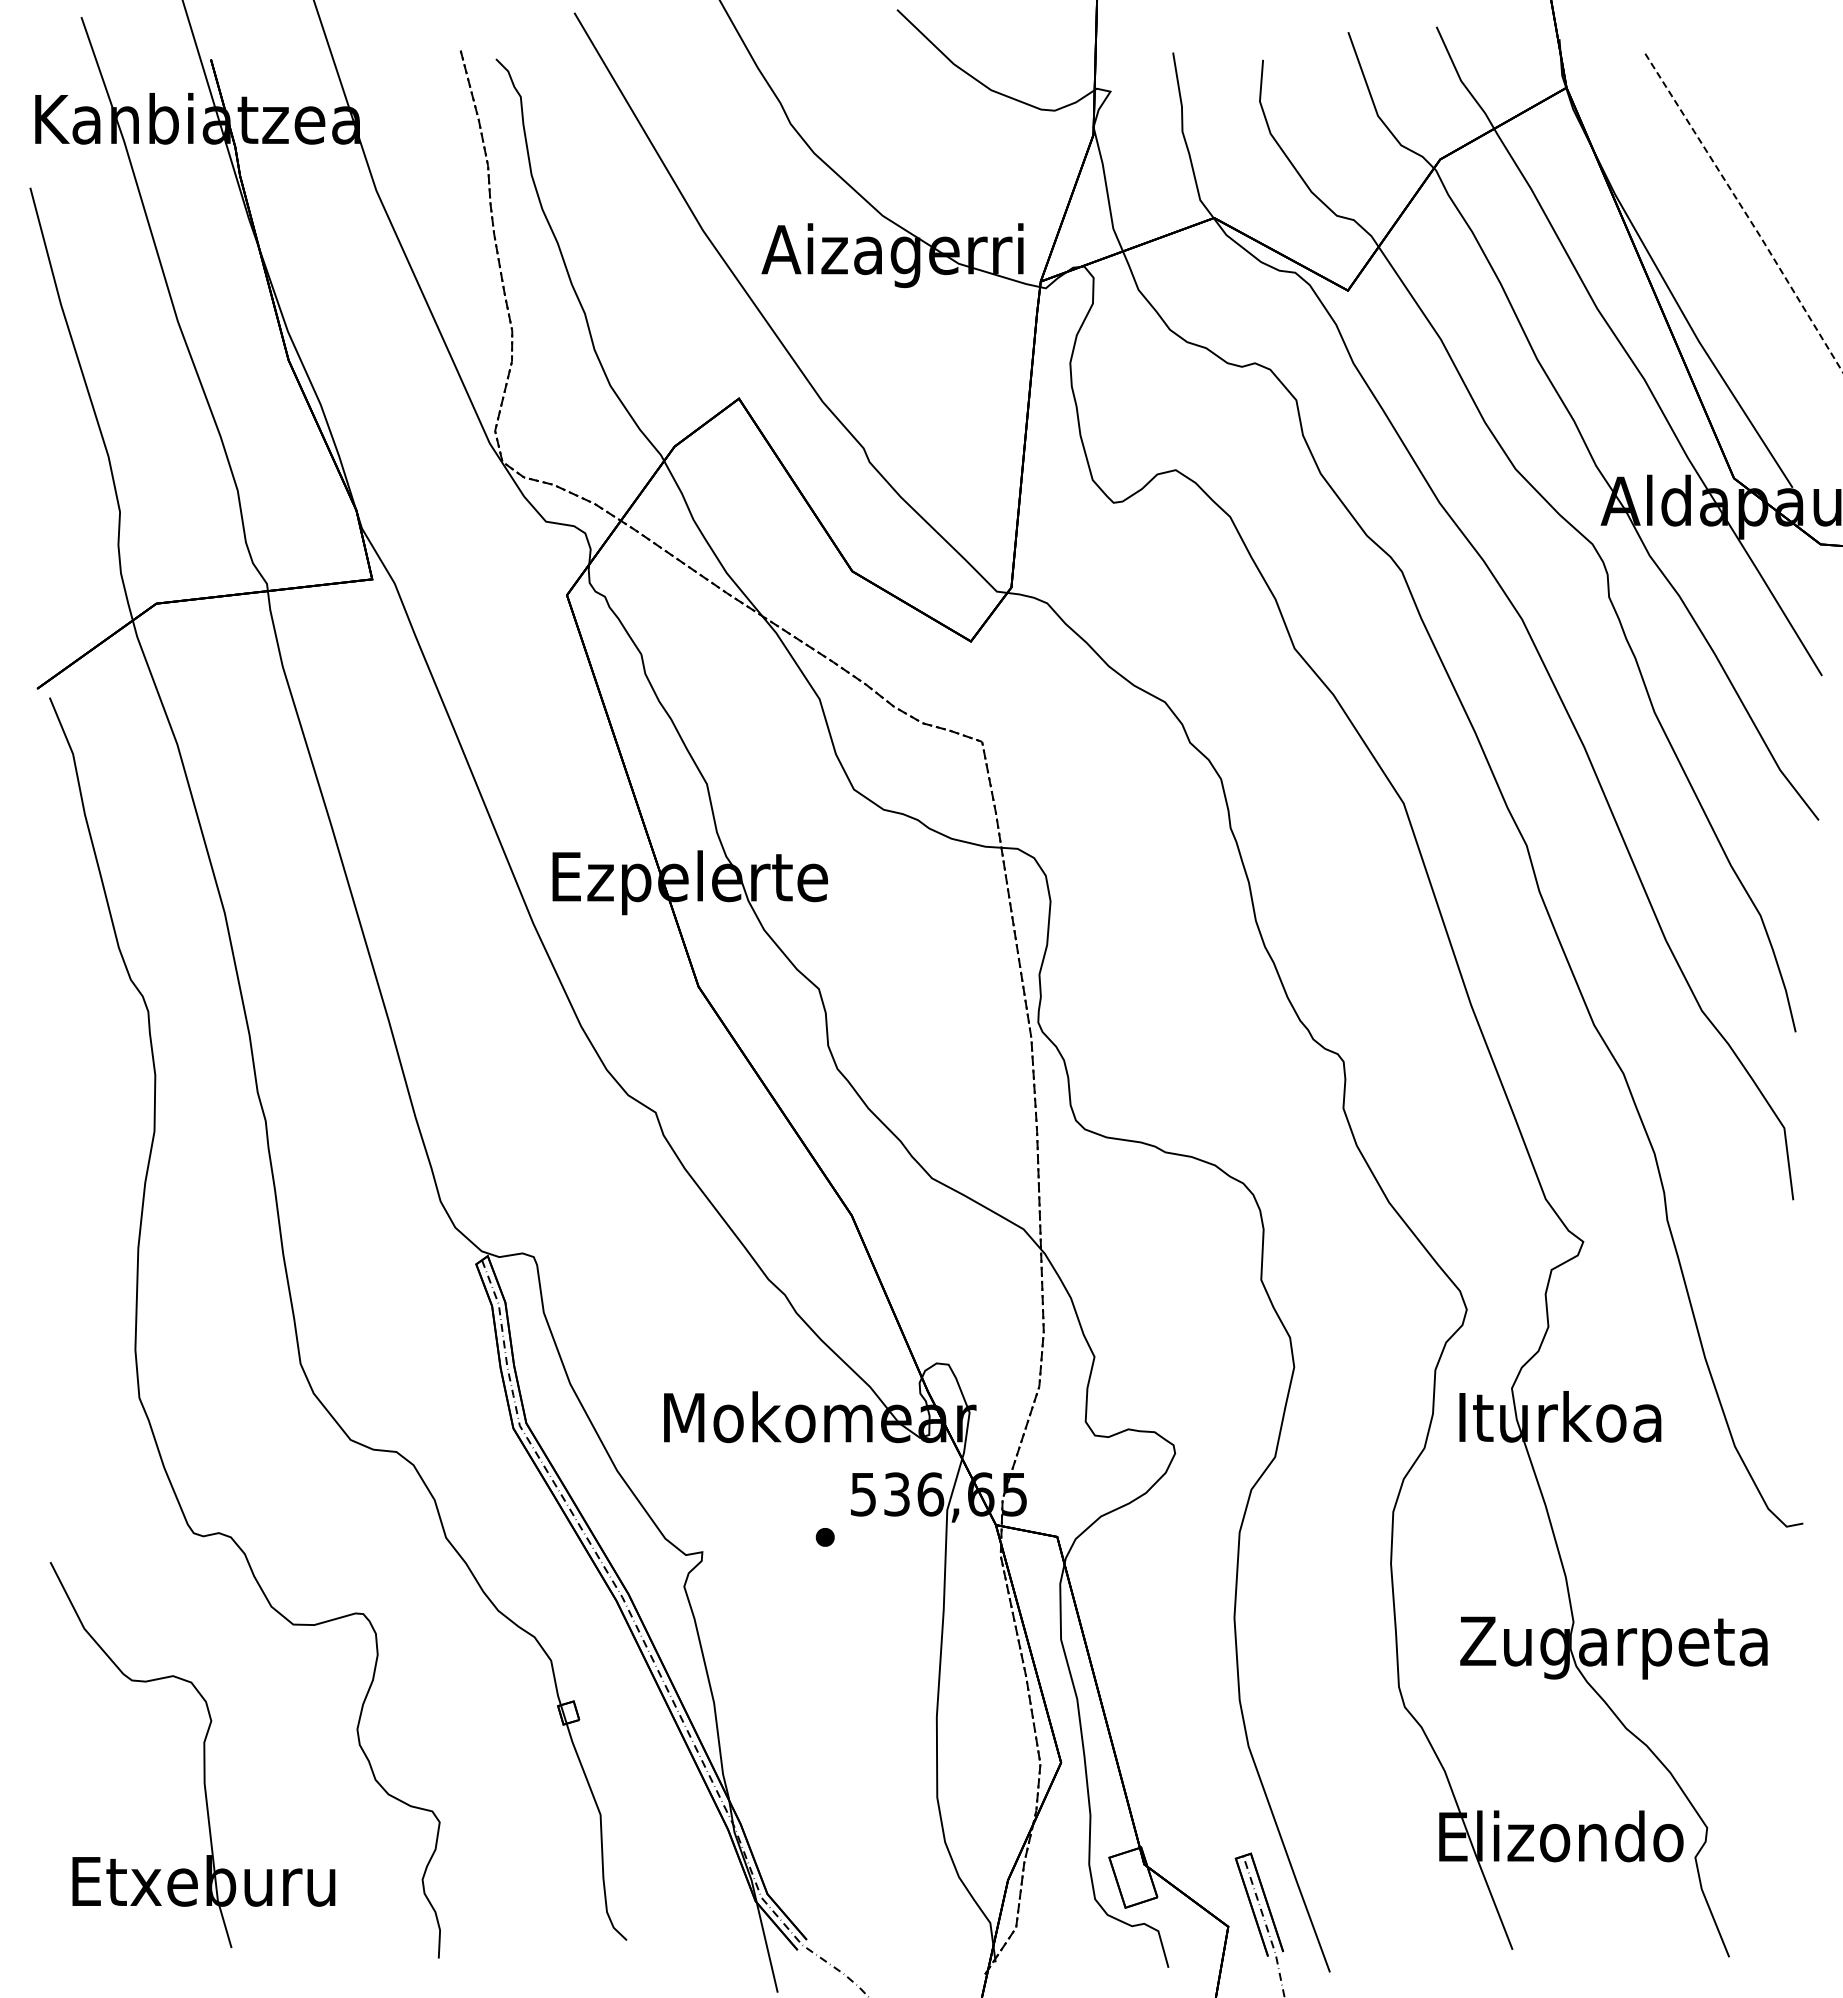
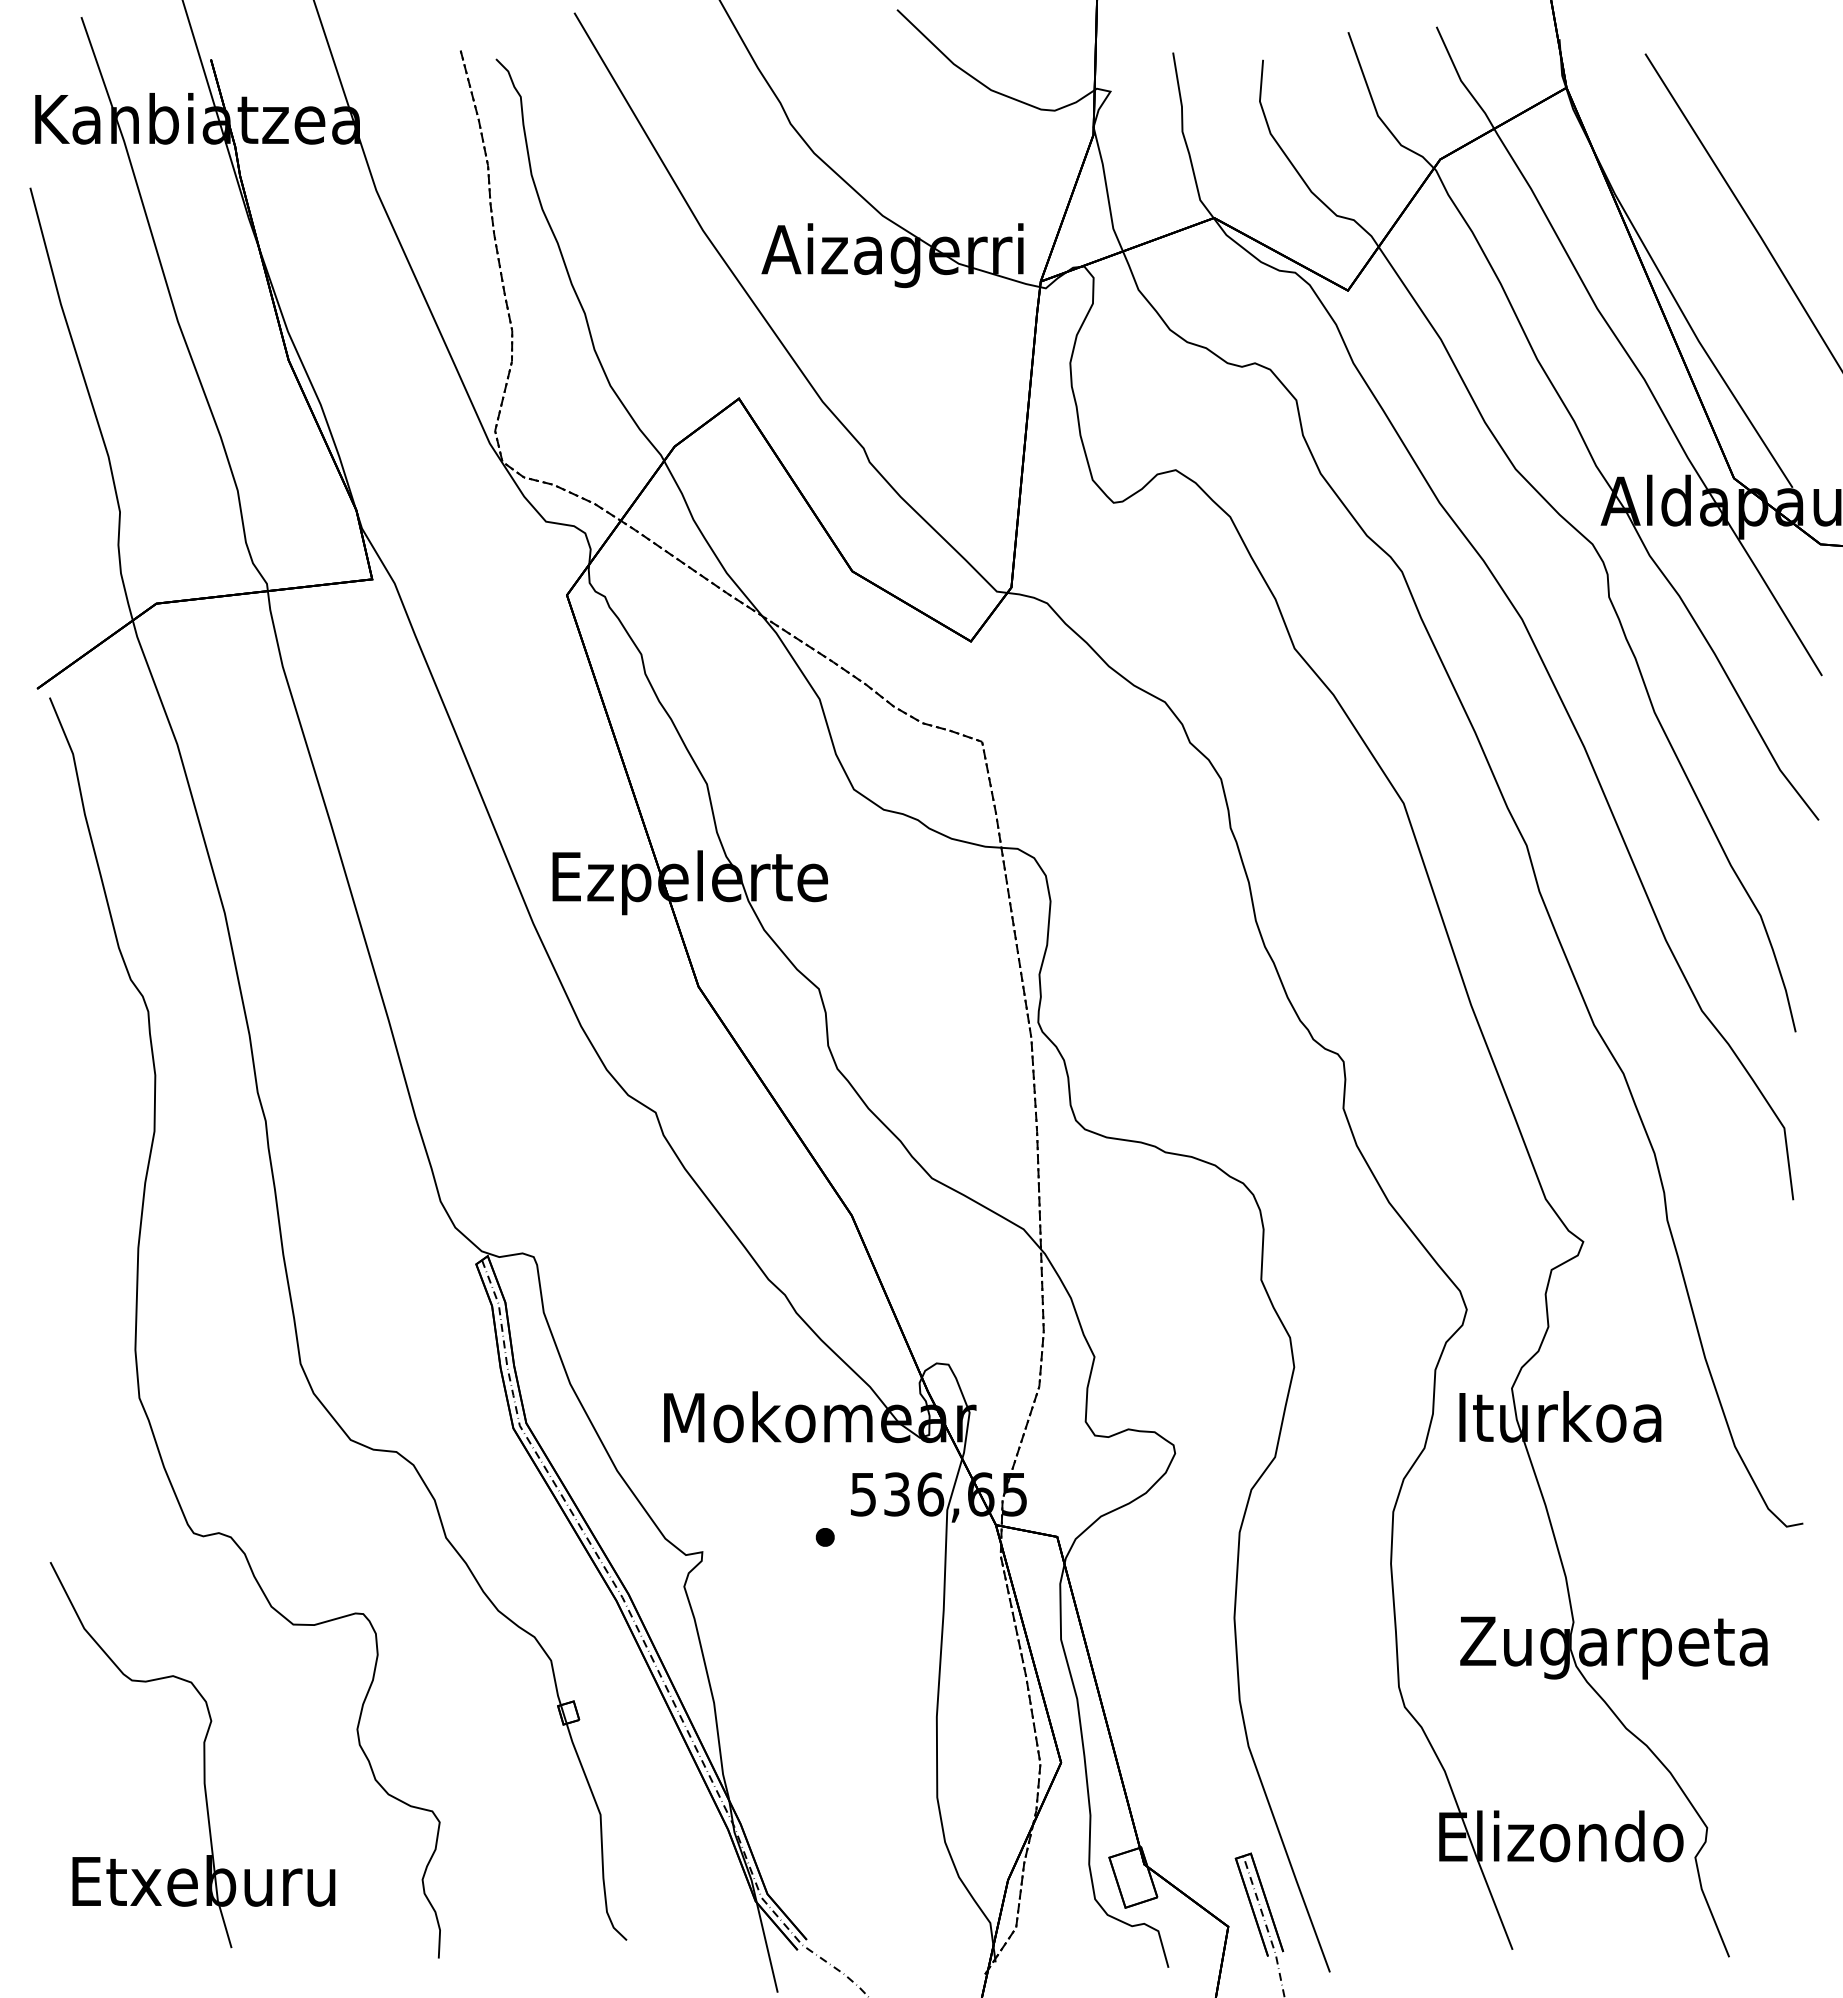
line: dashed -> solid (1745, 212)
